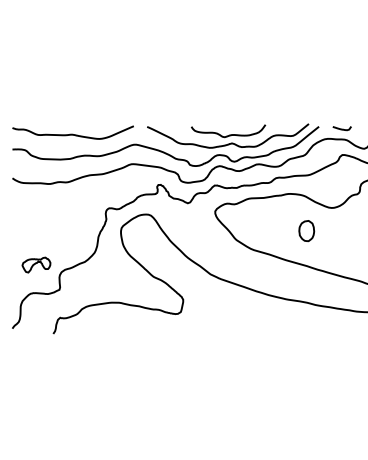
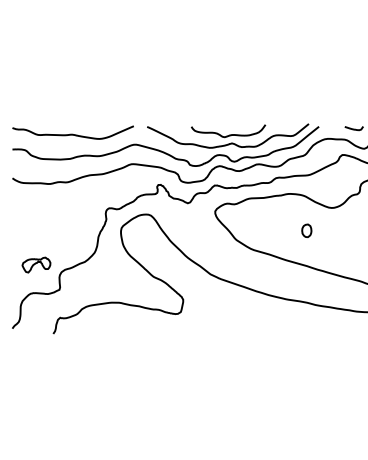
curve position: (341, 128) -> (353, 128) (353, 128)
part size: 18x23 px -> 12x15 px (306, 230)
